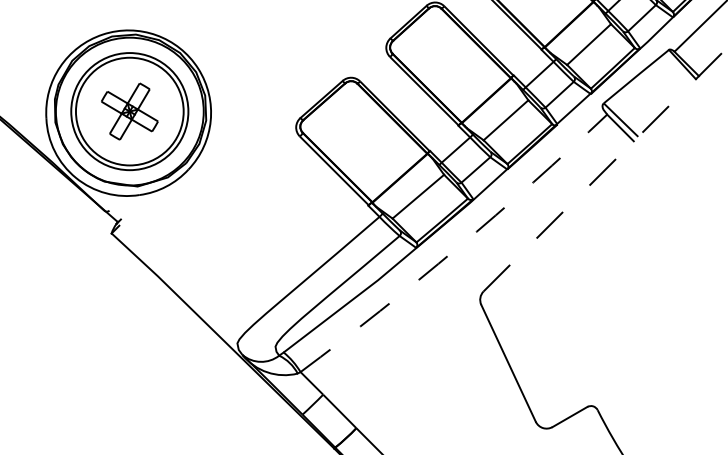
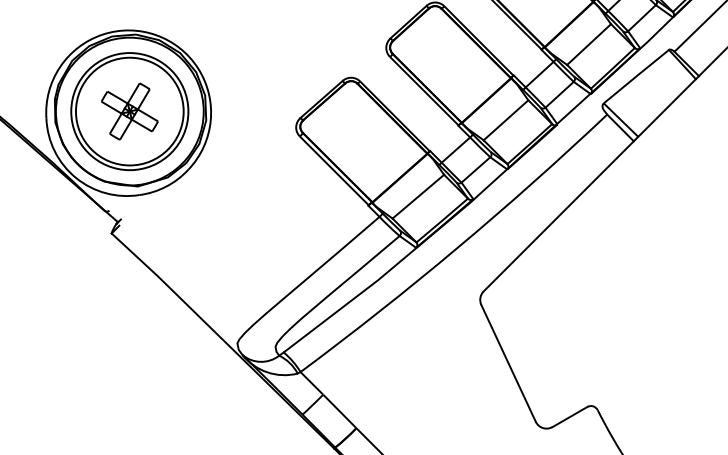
line: dashed -> solid (605, 169)
arc: dashed -> solid (457, 247)
